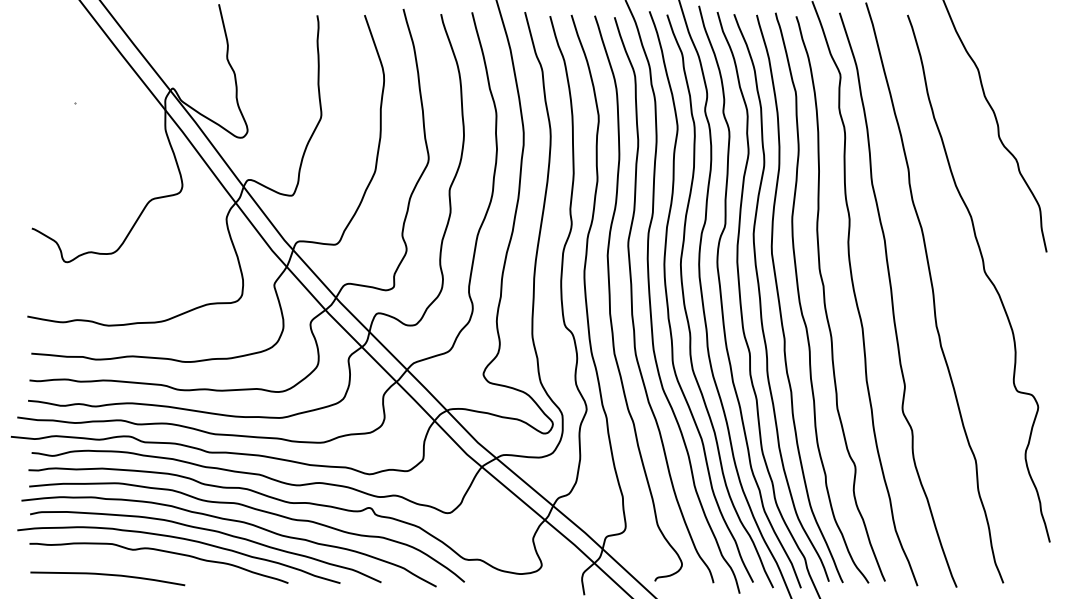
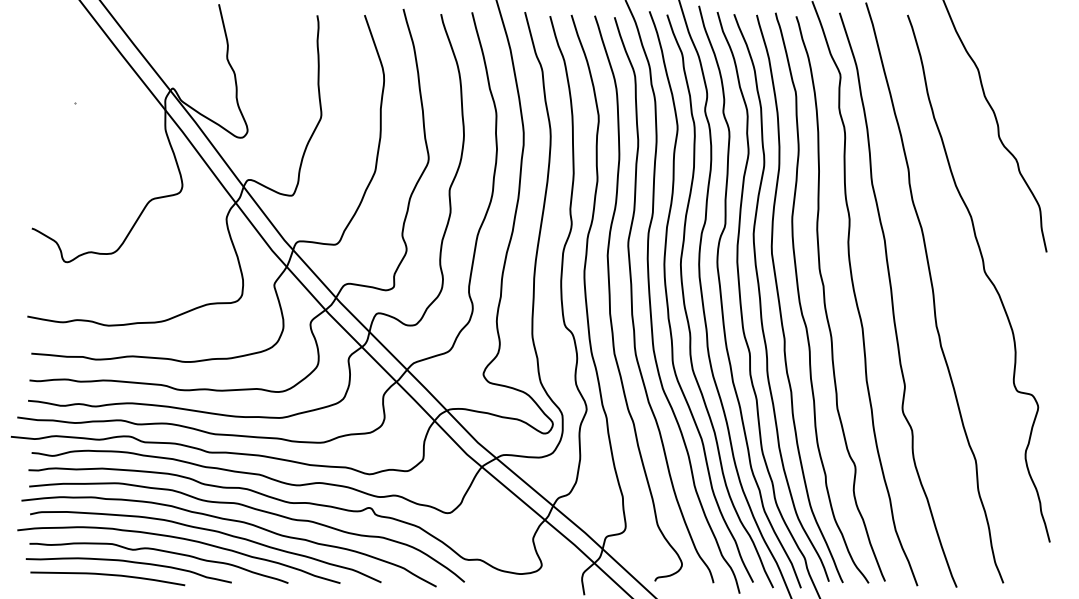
curve: none -> present (128, 562)
